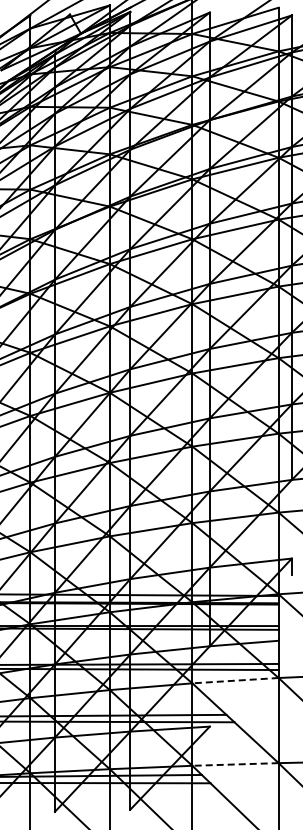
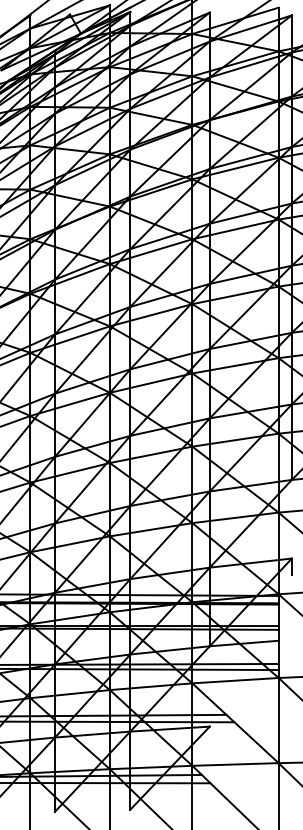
line: dashed -> solid (235, 680)
line: dashed -> solid (235, 764)
